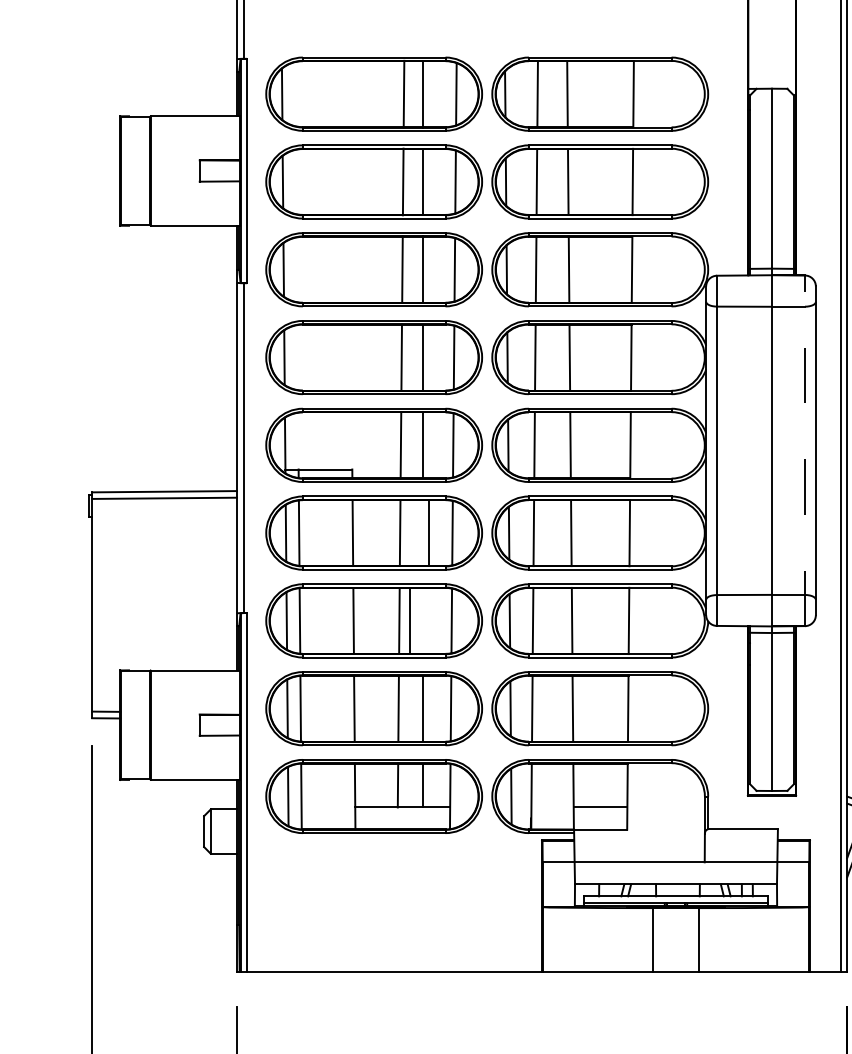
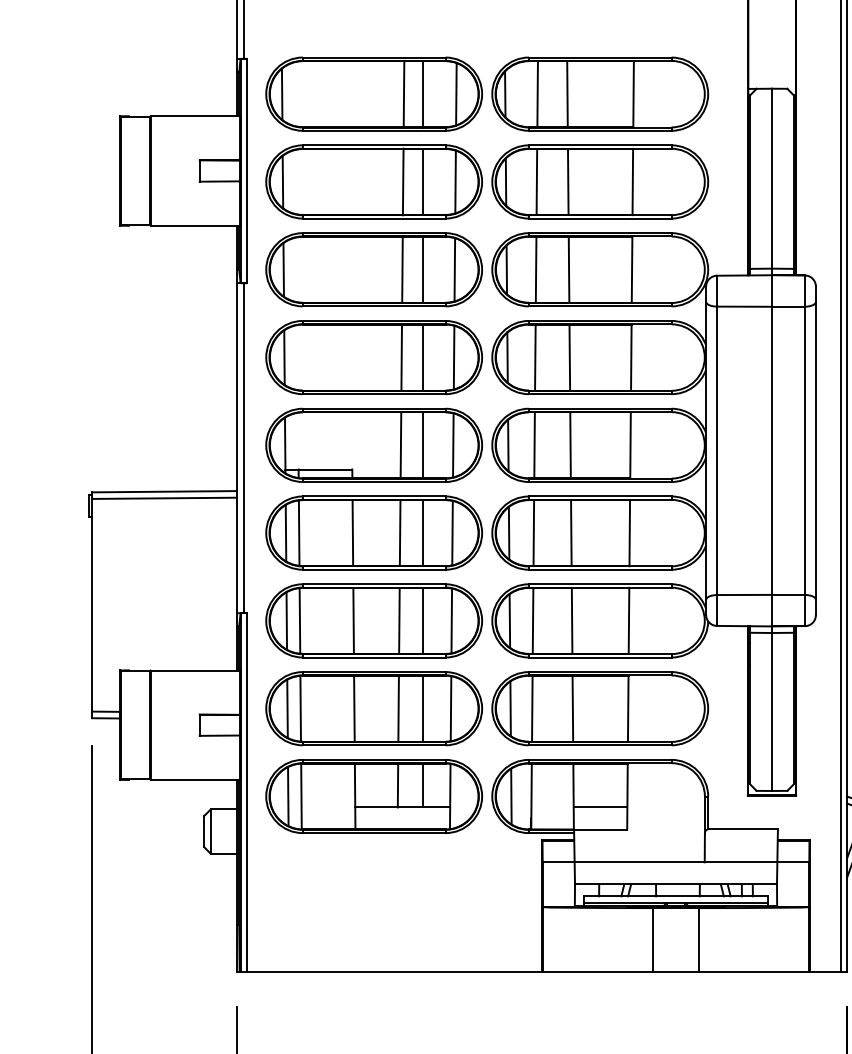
line: dashed -> solid (805, 450)
line position: (428, 533) -> (422, 533) (422, 533)
line position: (409, 620) -> (422, 620) (422, 620)
